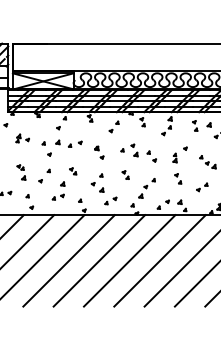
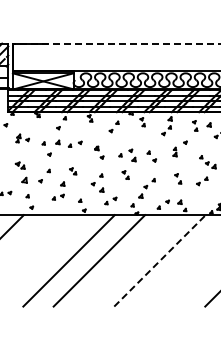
line: solid -> dashed (116, 43)
part position: (129, 150) -> (127, 155) (127, 155)
part position: (179, 154) -> (179, 148) (179, 148)
part size: 11x17 px -> 14x23 px (20, 172)
part position: (202, 187) -> (202, 181) (202, 181)
line: present -> none (28, 240)
line: present -> none (43, 256)
line: present -> none (129, 260)
line: solid -> dashed (160, 260)
line: present -> none (180, 269)
line: present -> none (195, 285)
